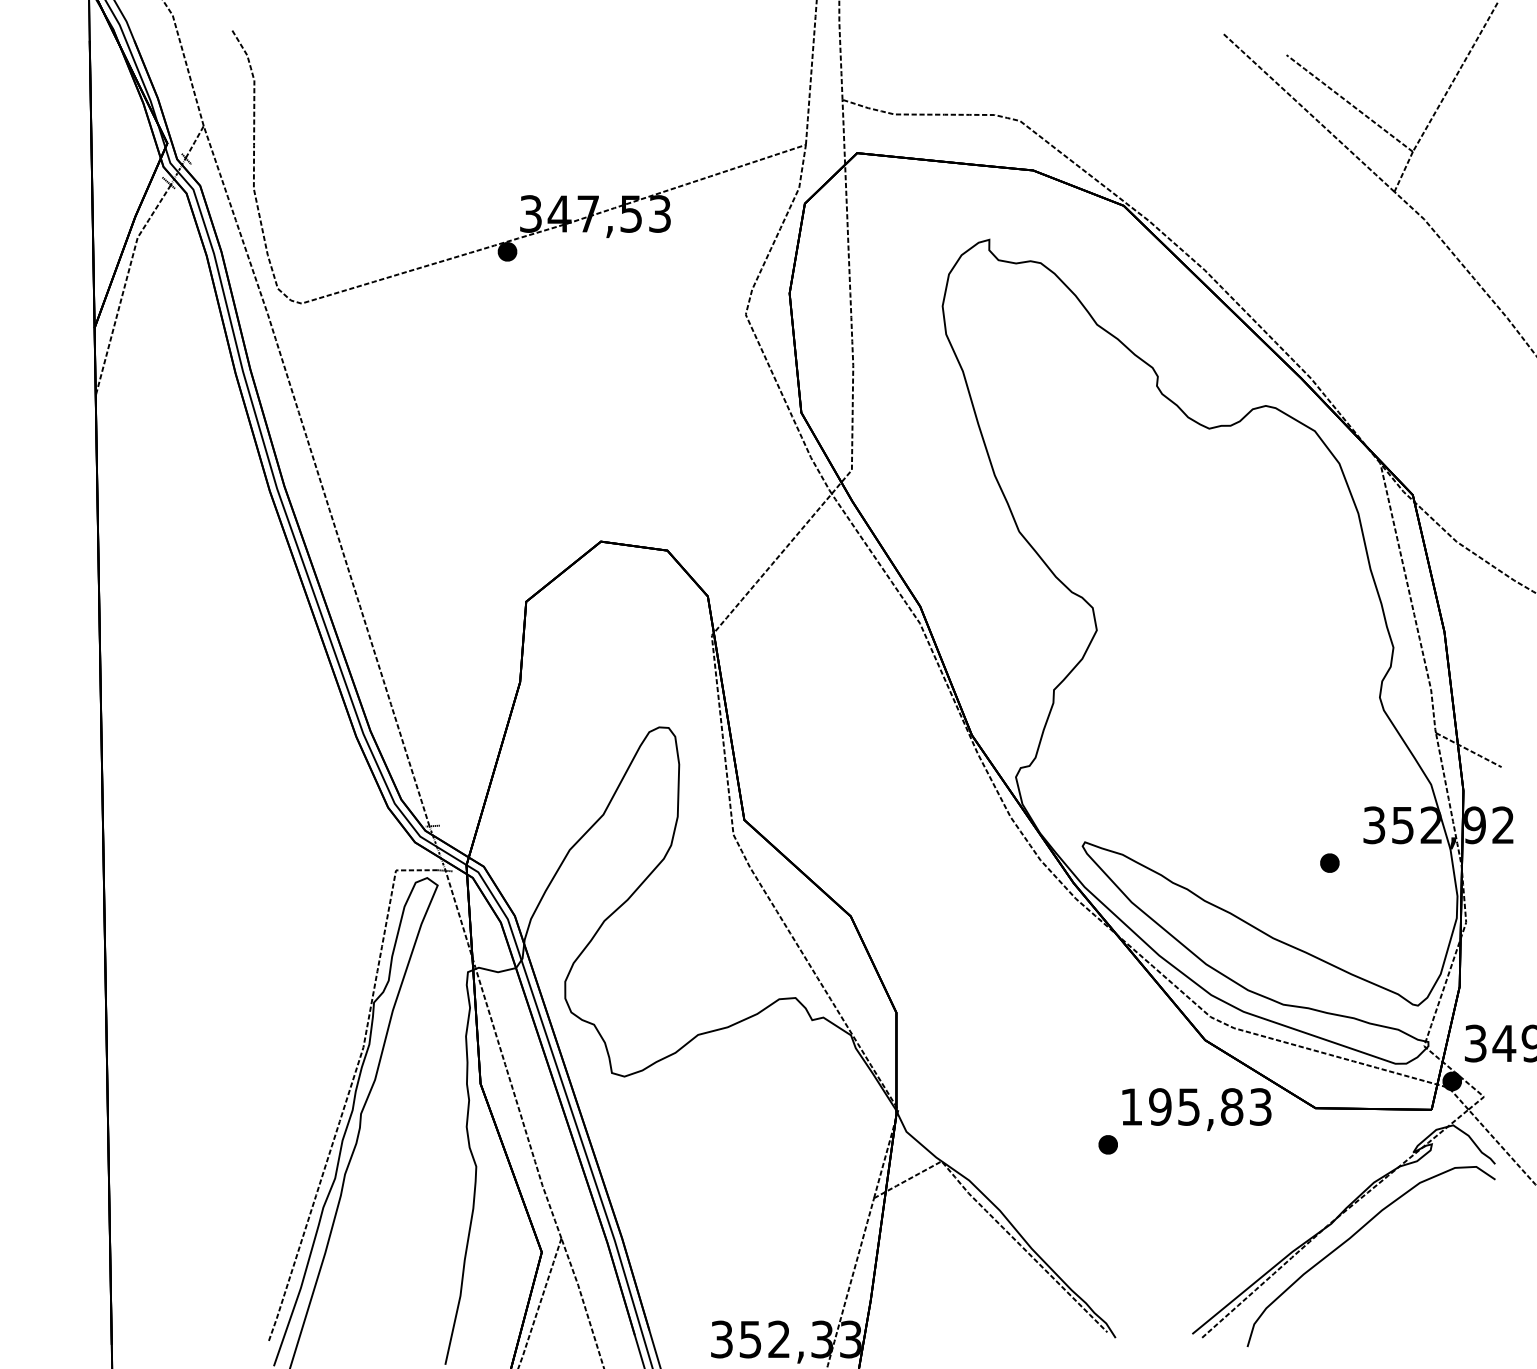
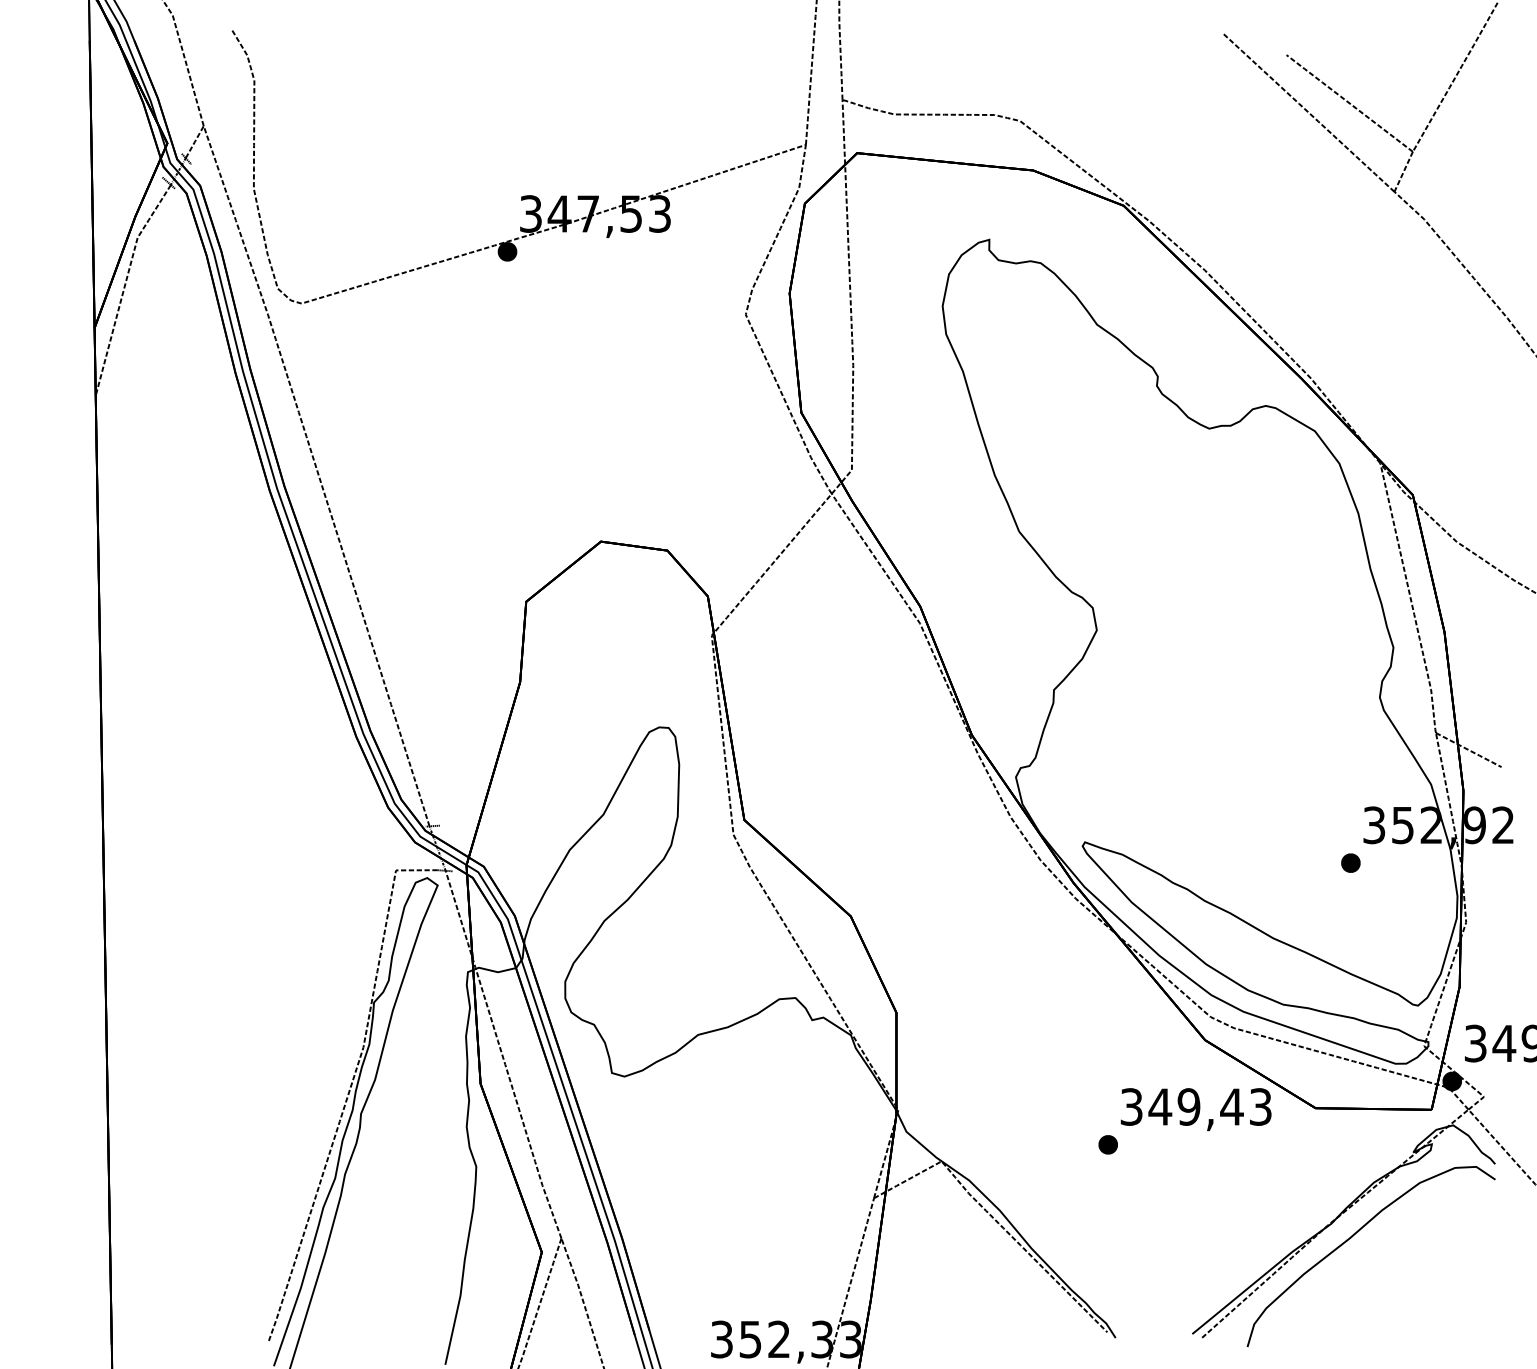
part position: (1329, 862) -> (1350, 862) (1350, 862)
text: 195,83 -> 349,43 (1181, 1106)
